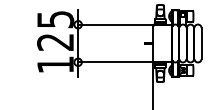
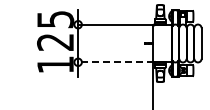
line: solid -> dashed (115, 62)
